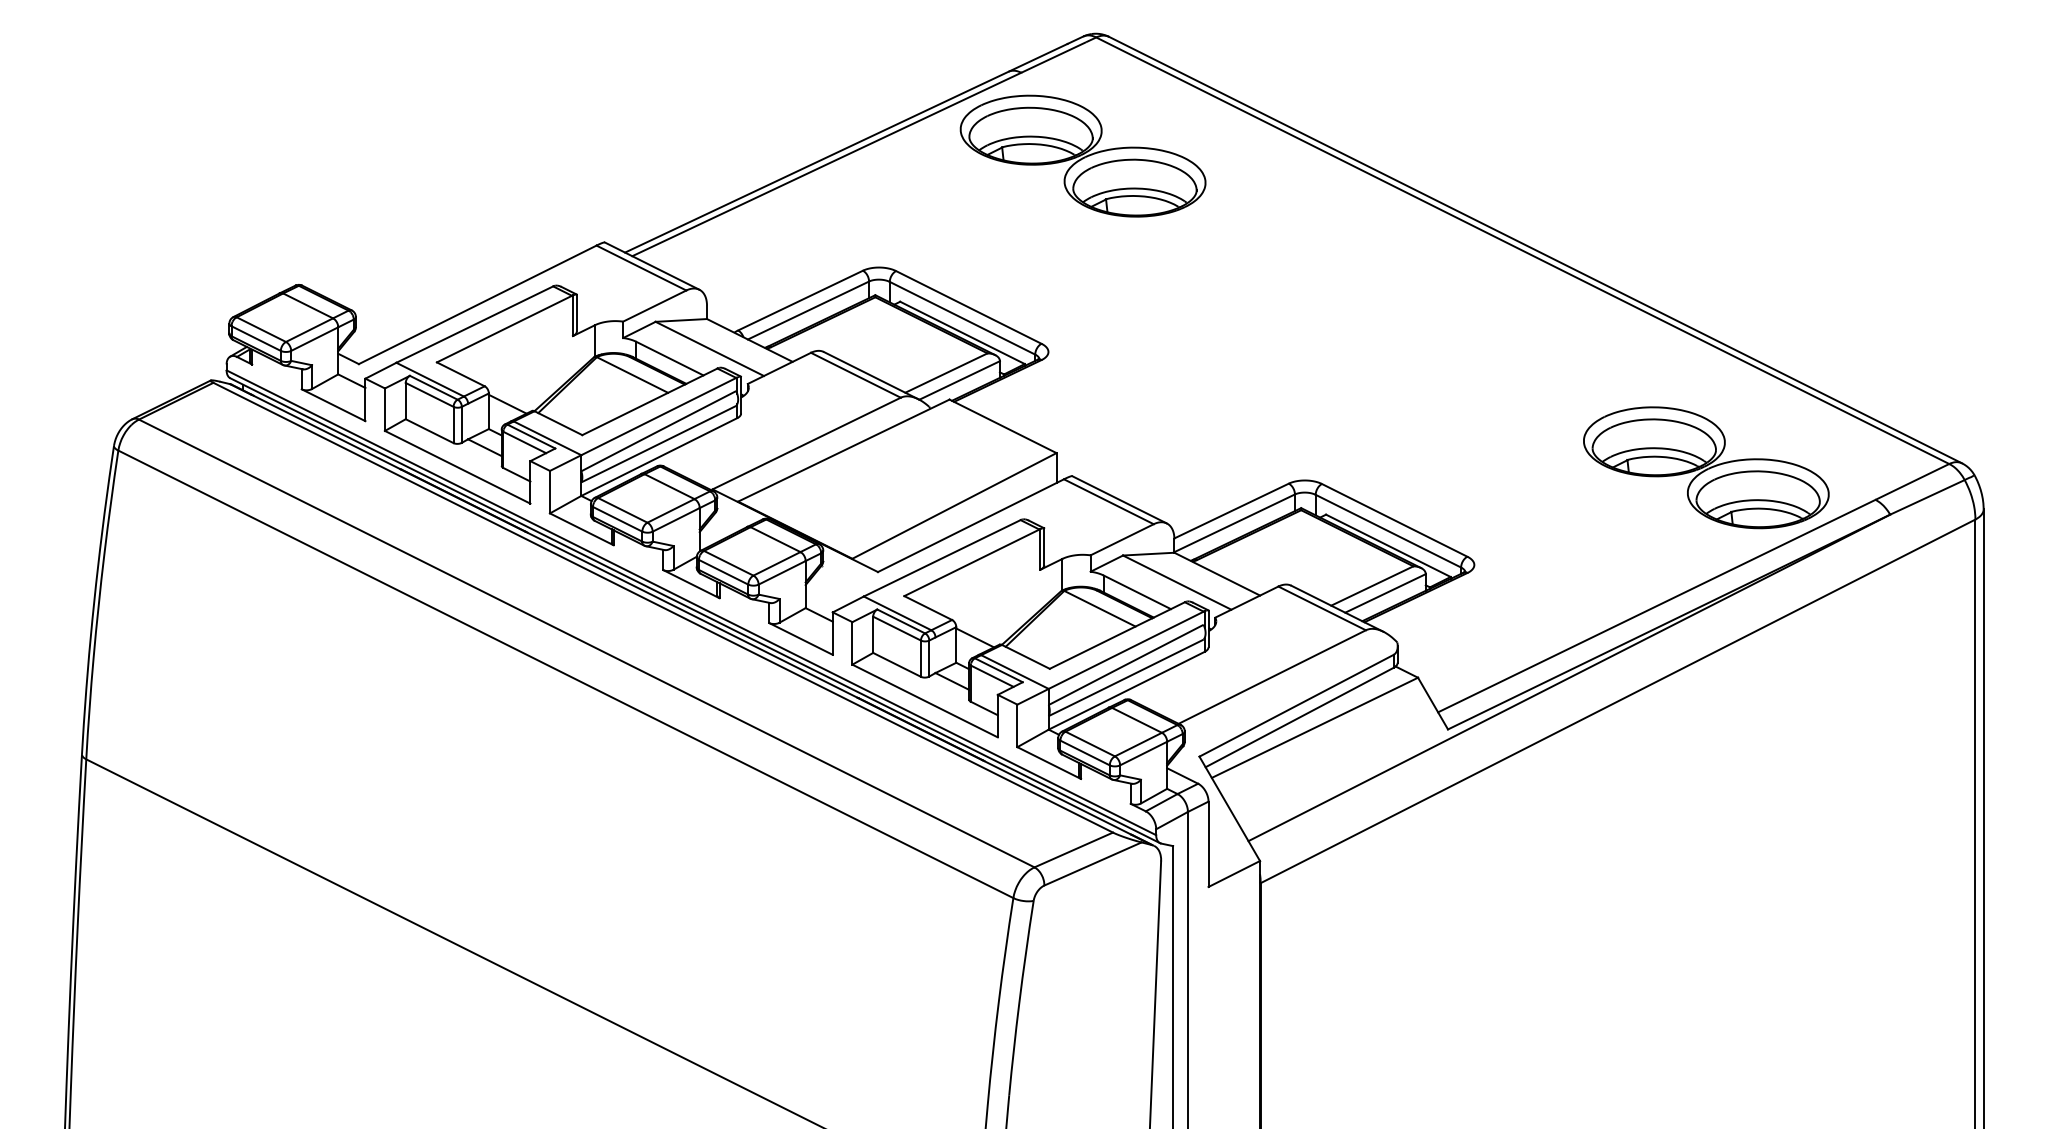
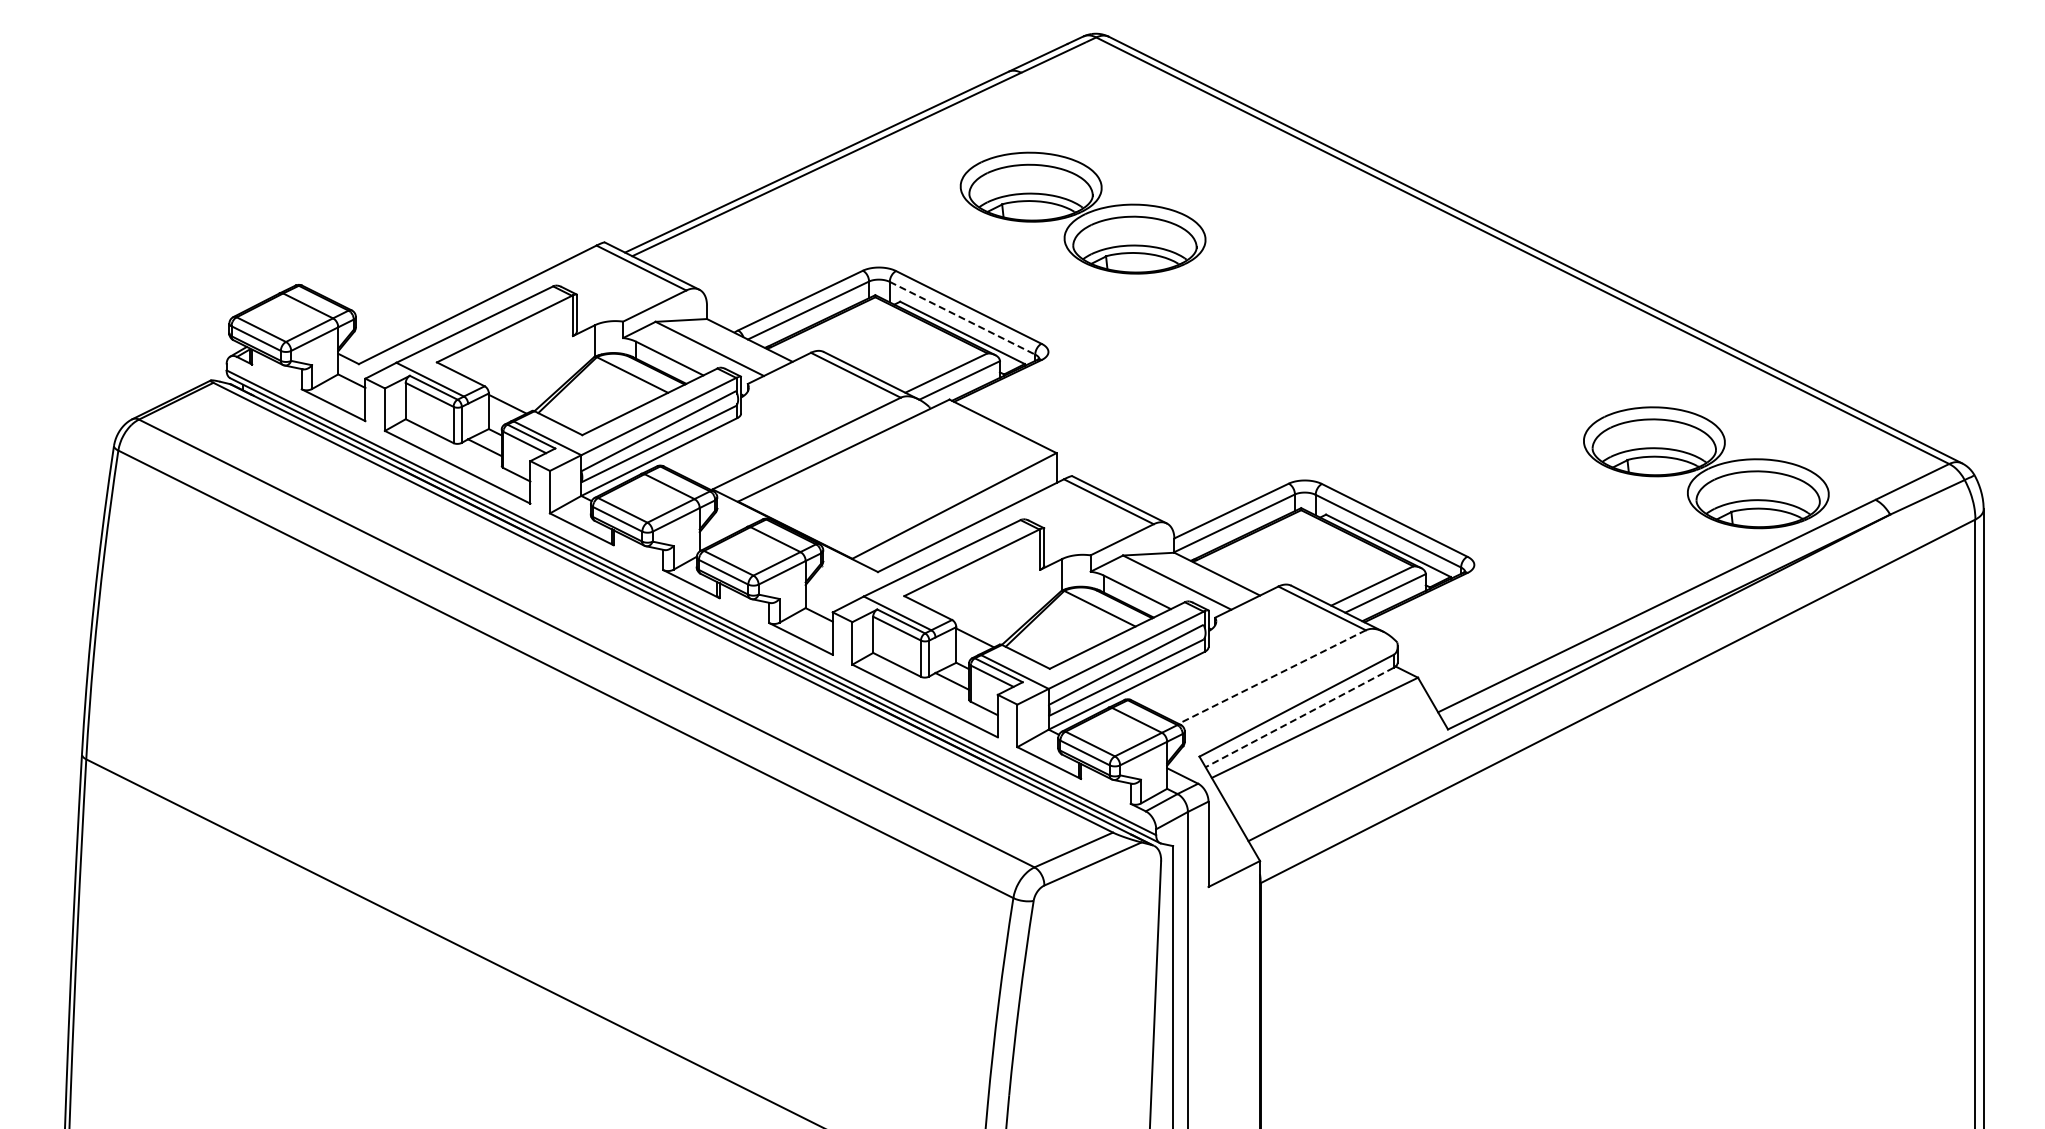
part position: (1082, 155) -> (1082, 212) (1082, 212)
line: solid -> dashed (962, 318)
line: solid -> dashed (1272, 677)
line: solid -> dashed (1299, 717)
